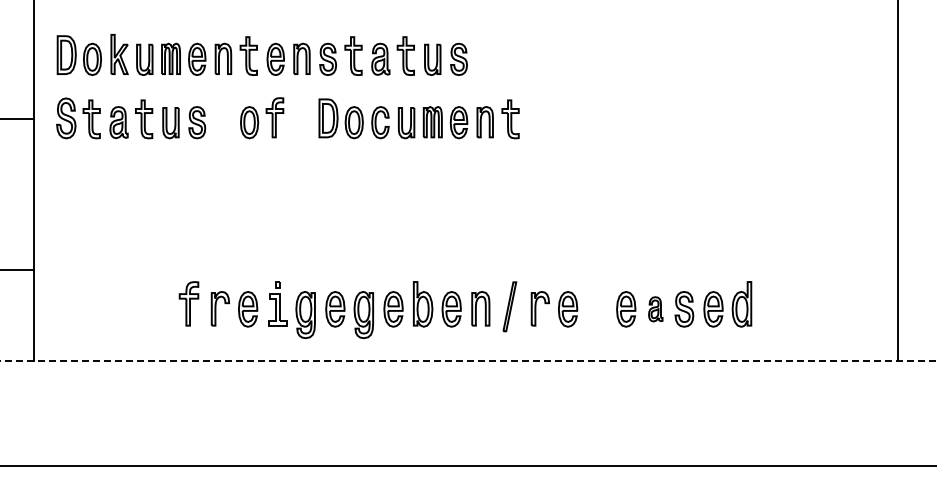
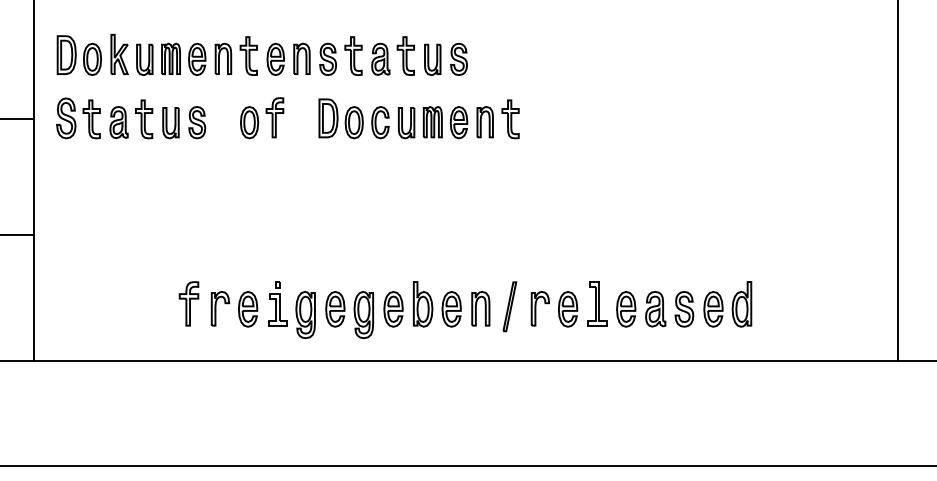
line position: (18, 269) -> (18, 234) (18, 234)
part: none -> present (597, 303)
part size: 16x27 px -> 22x37 px (655, 309)
line: dashed -> solid (467, 361)
